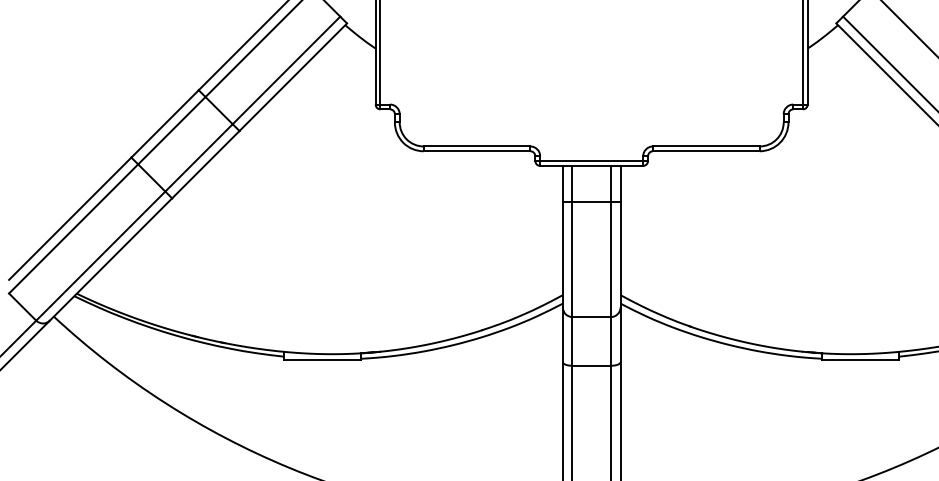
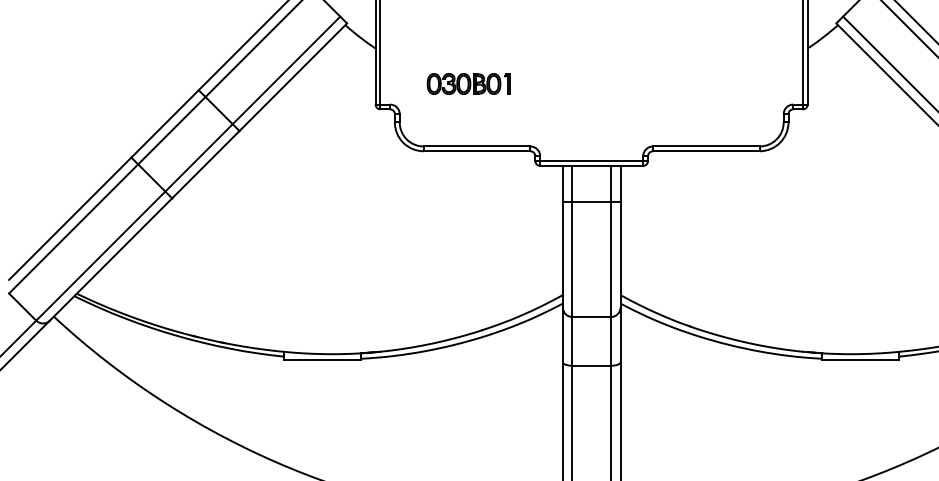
line: none -> present (915, 21)
part: none -> present (468, 83)
